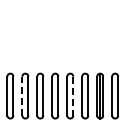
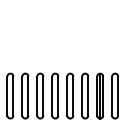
line: dashed -> solid (22, 95)
line: dashed -> solid (73, 96)
